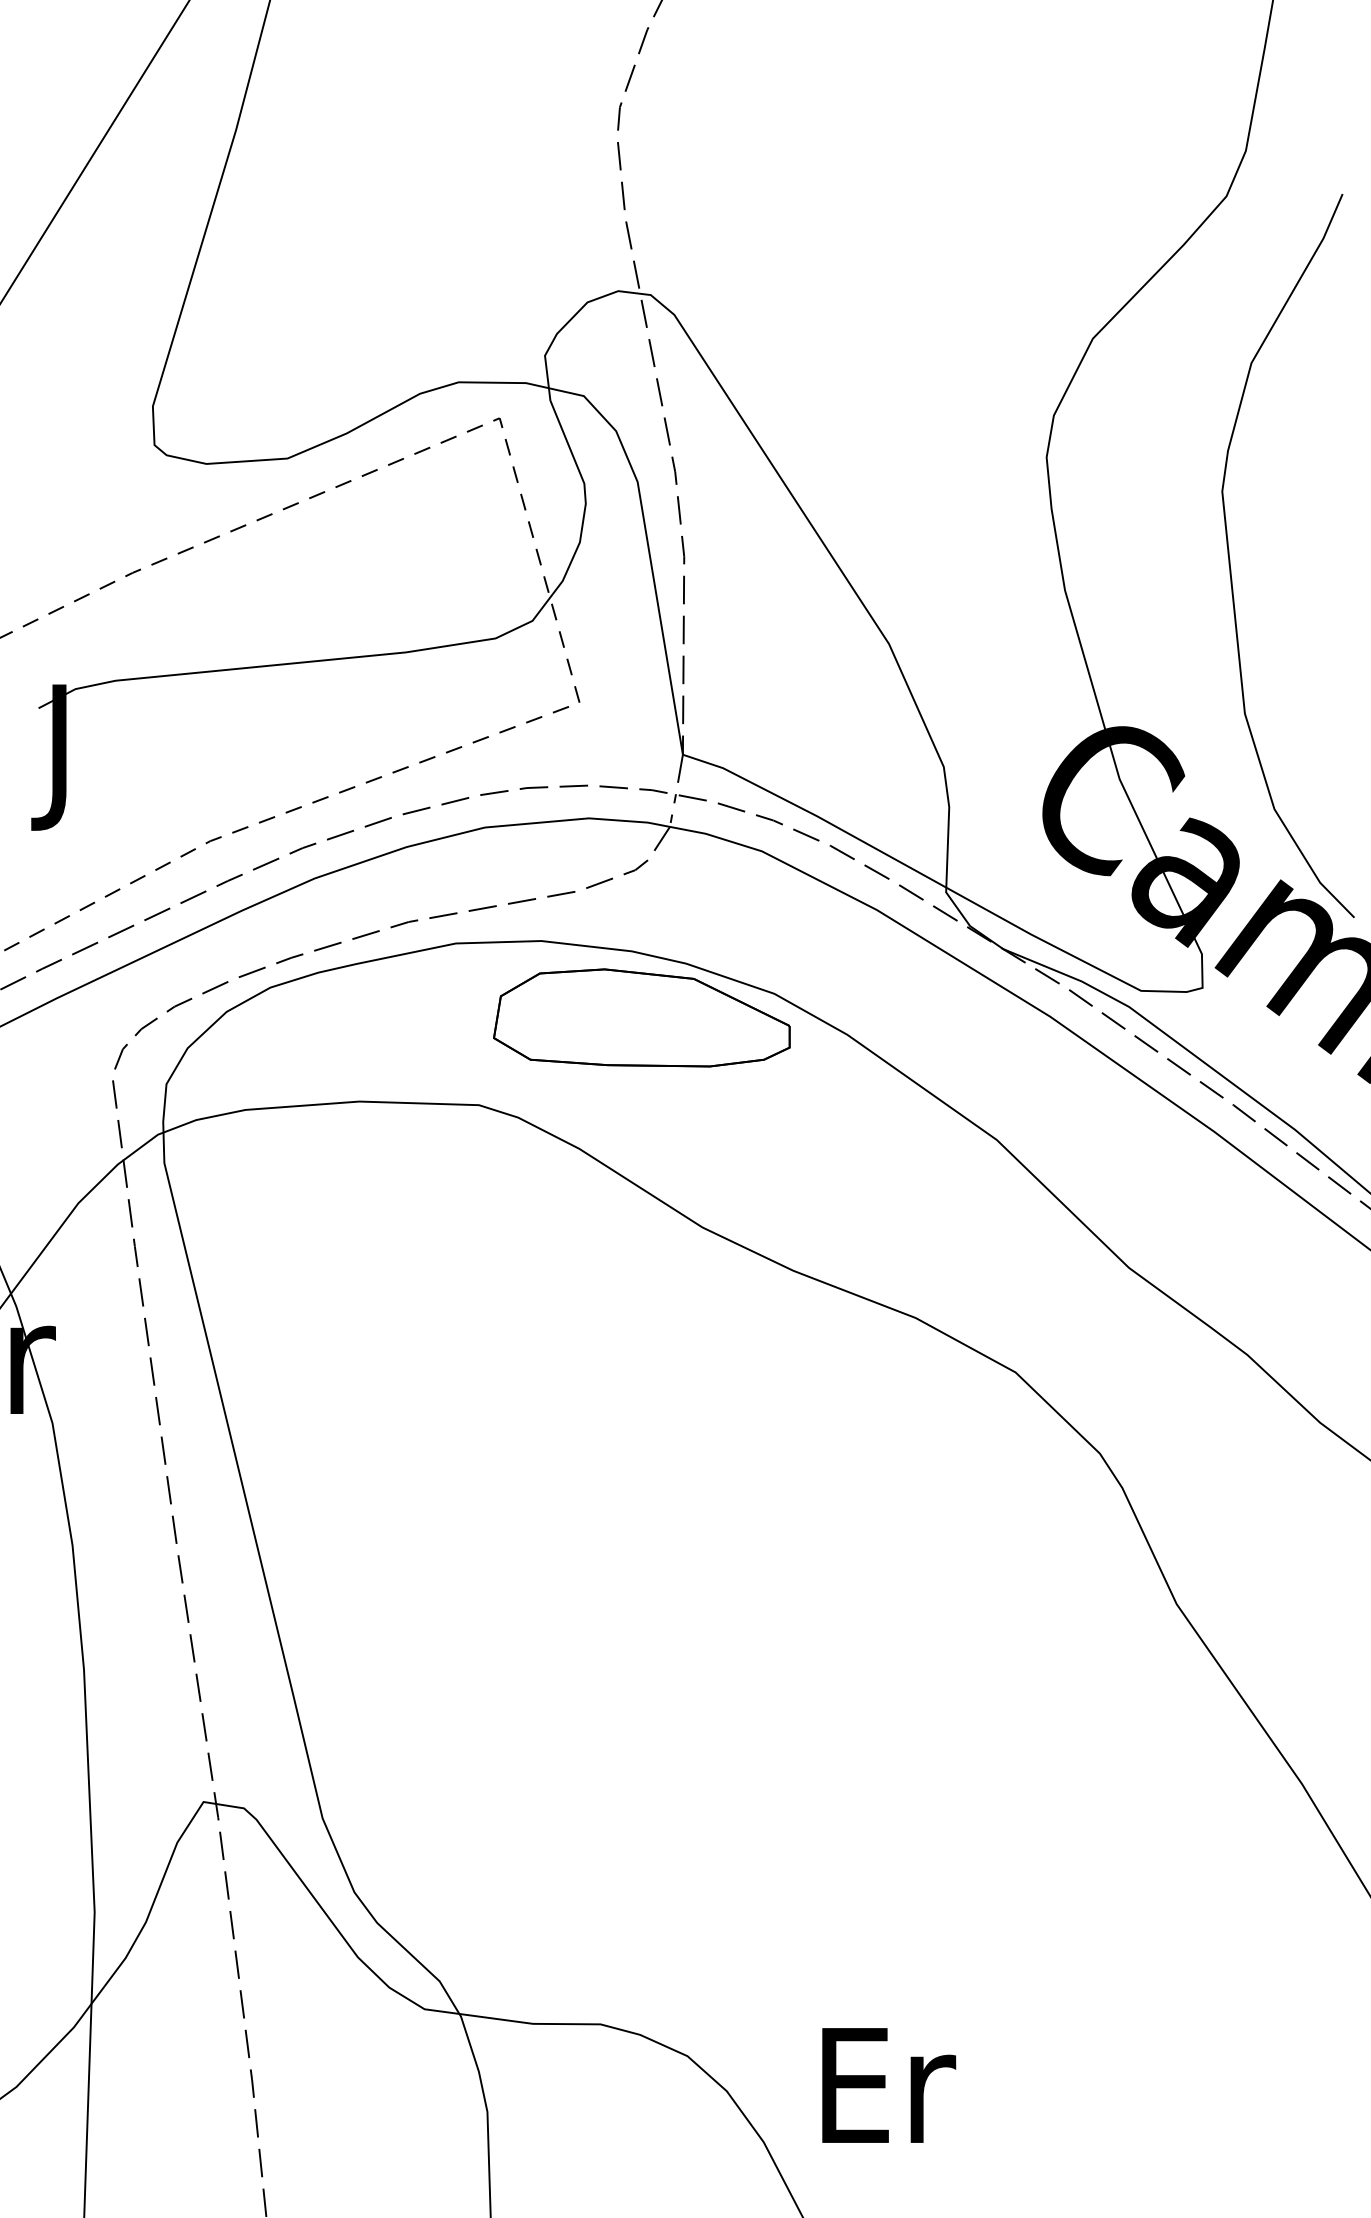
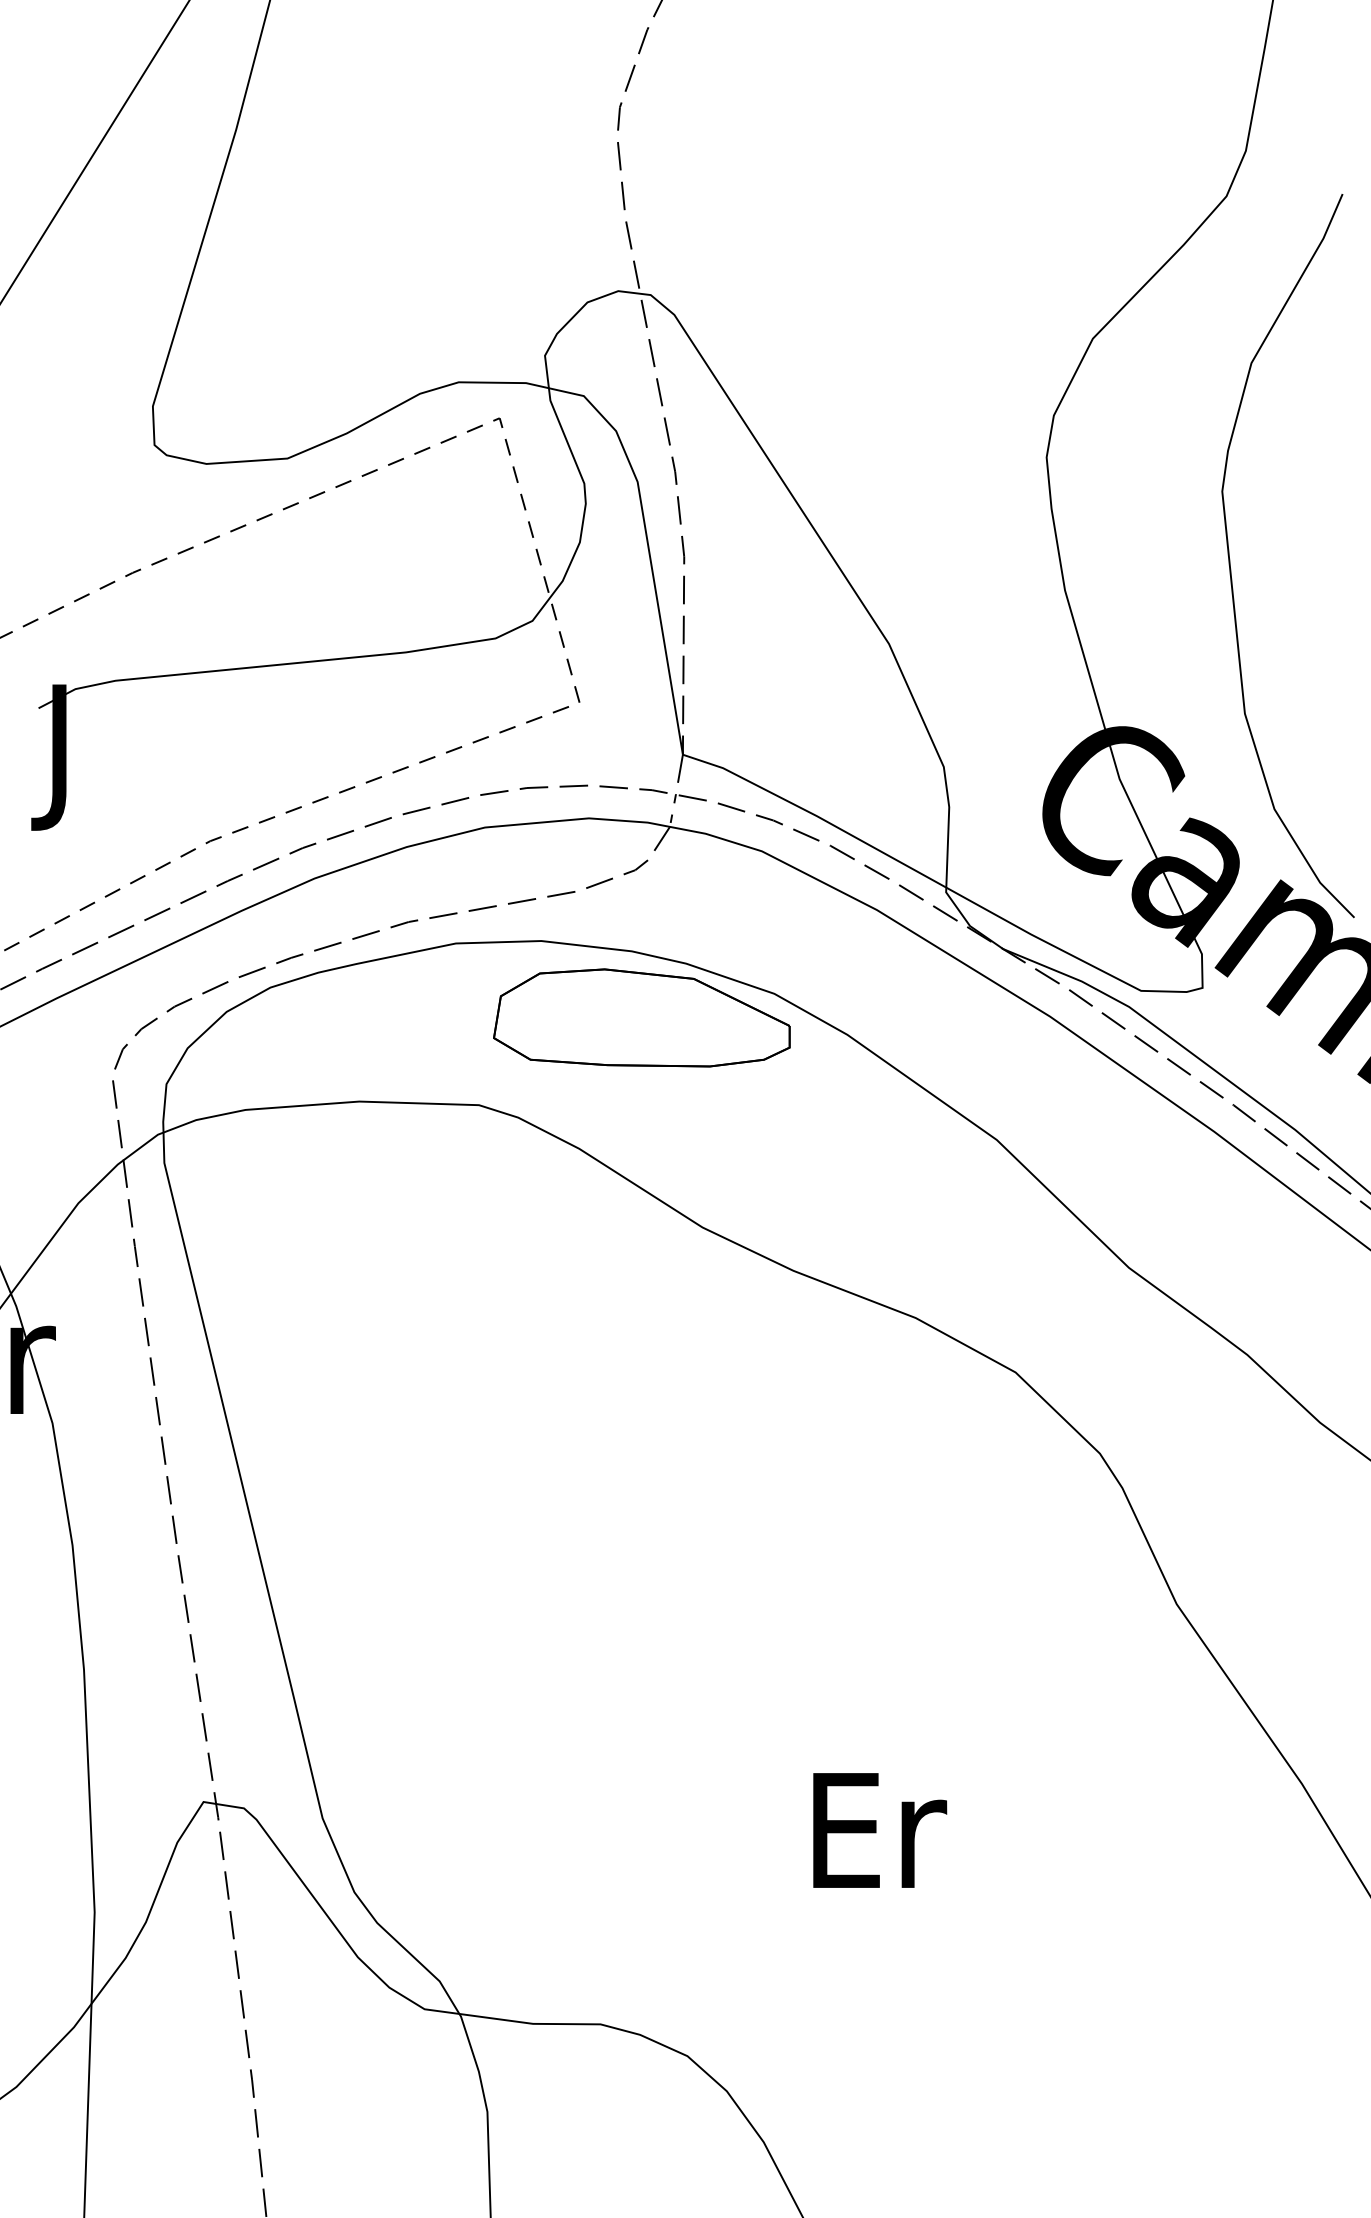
text position: (889, 2085) -> (880, 1830) (880, 1830)
